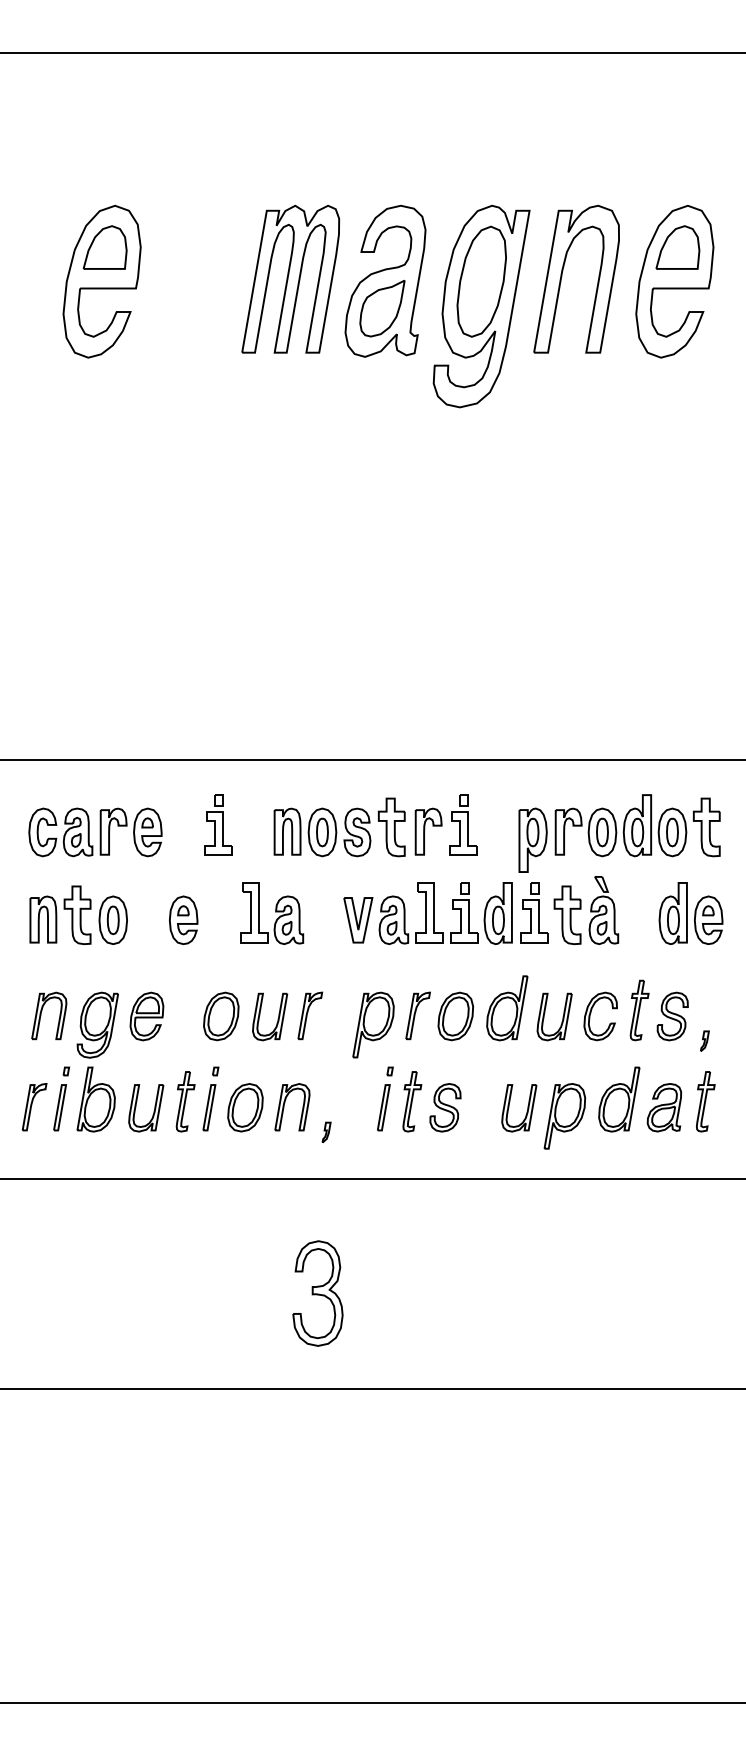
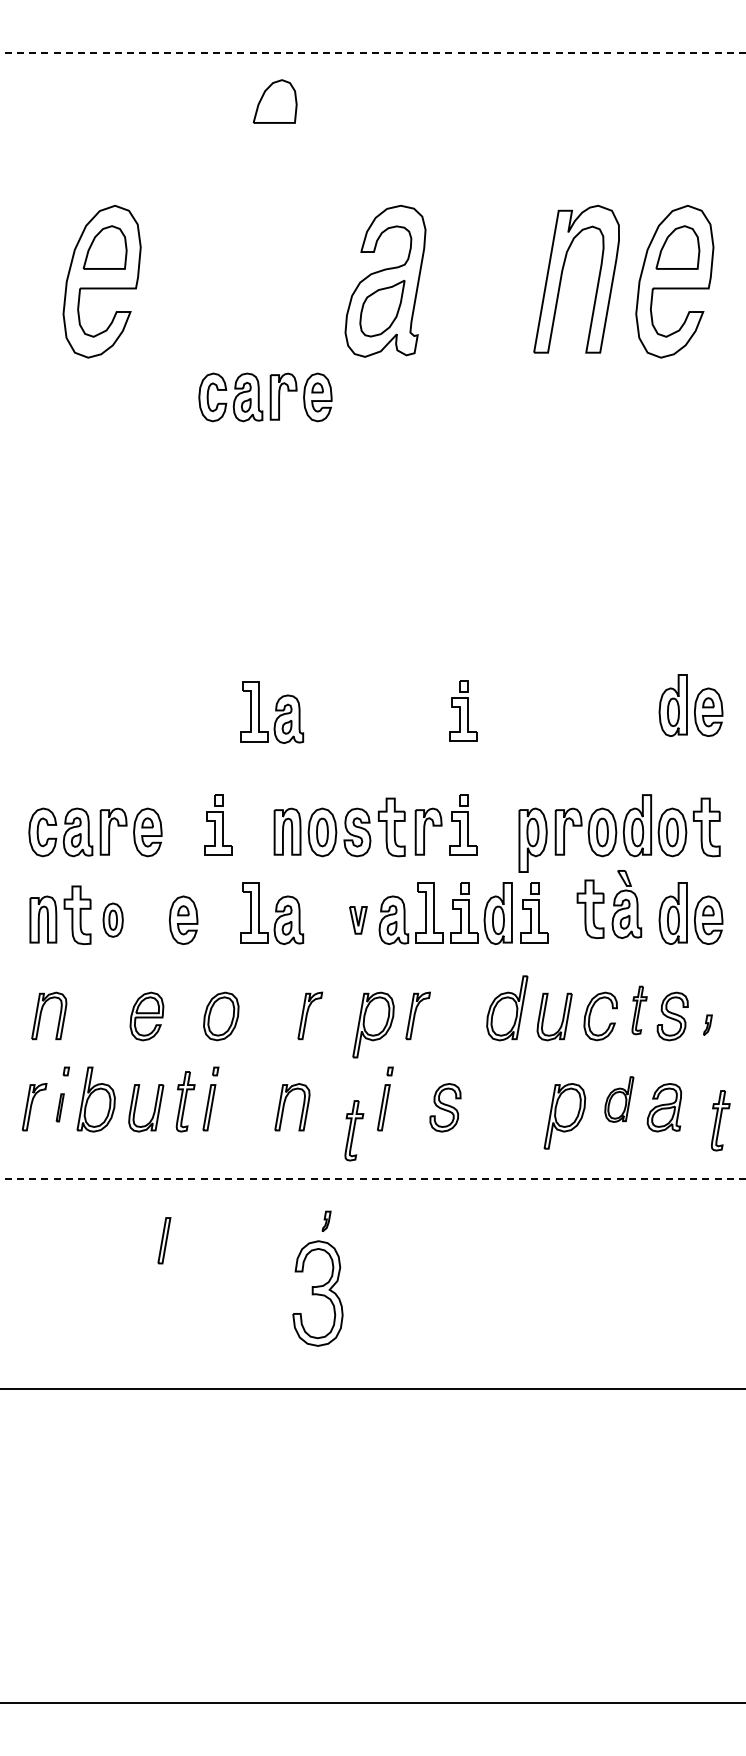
line: solid -> dashed (372, 52)
part: none -> present (274, 101)
part: present -> none (290, 278)
part: present -> none (481, 306)
part: none -> present (265, 397)
part: none -> present (690, 705)
part: none -> present (463, 710)
part: none -> present (272, 712)
line: present -> none (372, 760)
part position: (586, 910) -> (609, 904) (609, 904)
part size: 30x50 px -> 22x36 px (112, 919)
part size: 31x47 px -> 19x29 px (358, 920)
part size: 21x63 px -> 17x51 px (639, 1010)
part: present -> none (455, 1016)
part: present -> none (277, 1019)
part: present -> none (97, 1024)
part position: (704, 1040) -> (707, 1024) (707, 1024)
part size: 43x67 px -> 31x47 px (619, 1099)
part position: (412, 1101) -> (354, 1130) (354, 1130)
part position: (705, 1101) -> (720, 1120) (720, 1120)
part size: 15x48 px -> 10x30 px (59, 1107)
part: present -> none (245, 1107)
part: present -> none (526, 1111)
part position: (326, 1131) -> (326, 1220) (326, 1220)
line: solid -> dashed (372, 1179)
part: none -> present (164, 1240)
